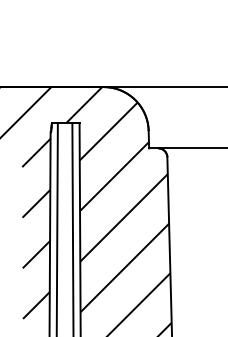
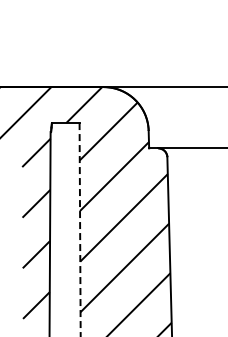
line: present -> none (56, 228)
line: present -> none (72, 228)
line: solid -> dashed (80, 229)
